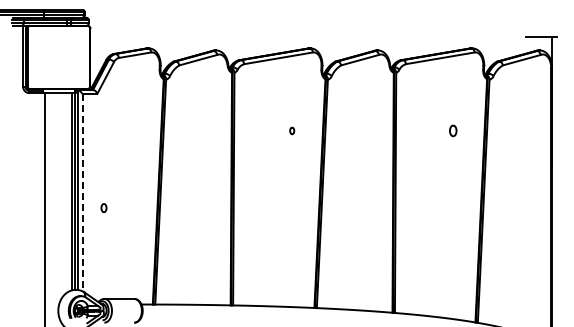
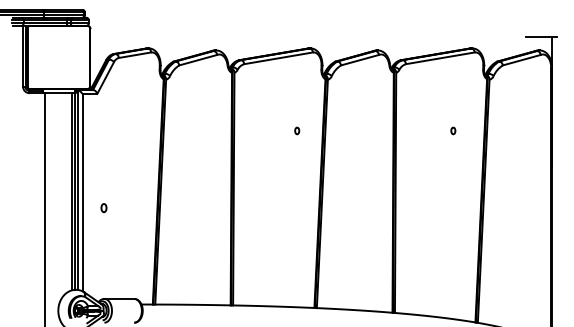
part position: (292, 130) -> (297, 130) (297, 130)
part size: 9x14 px -> 7x10 px (453, 130)
line: dashed -> solid (82, 192)
